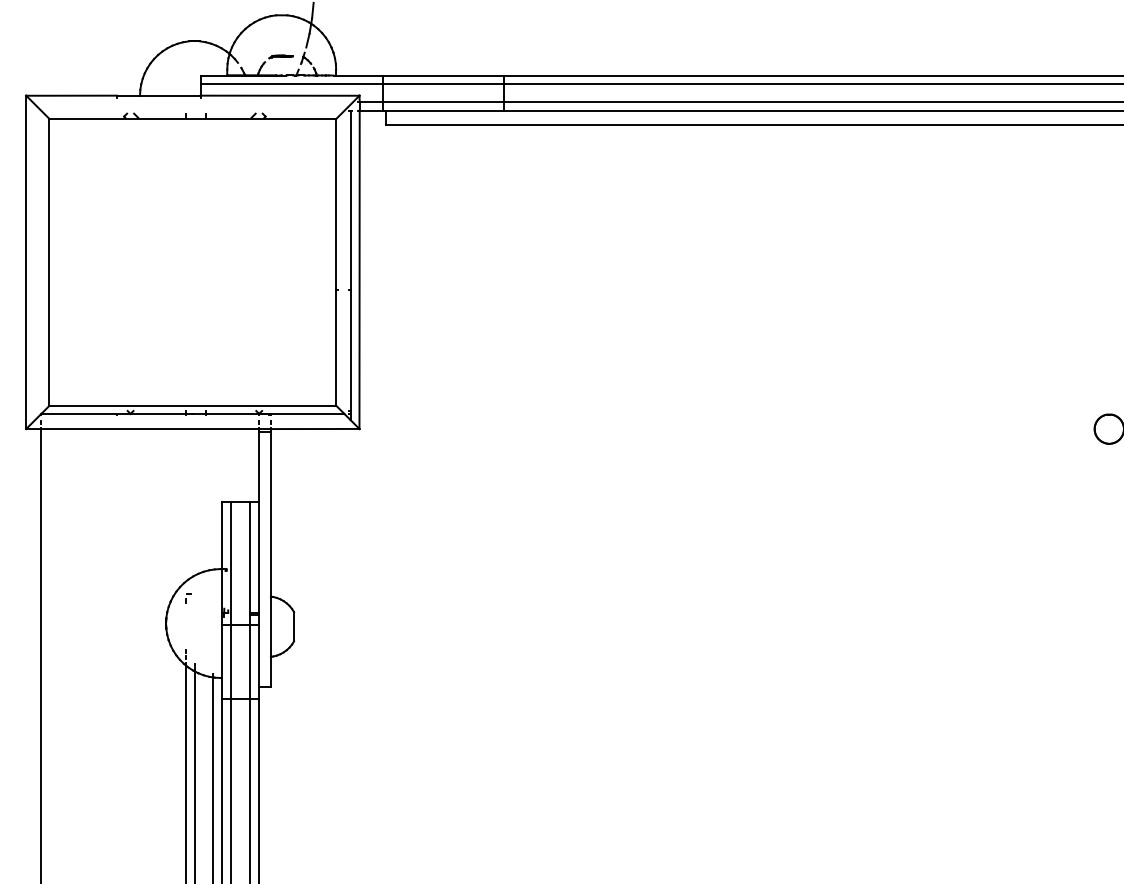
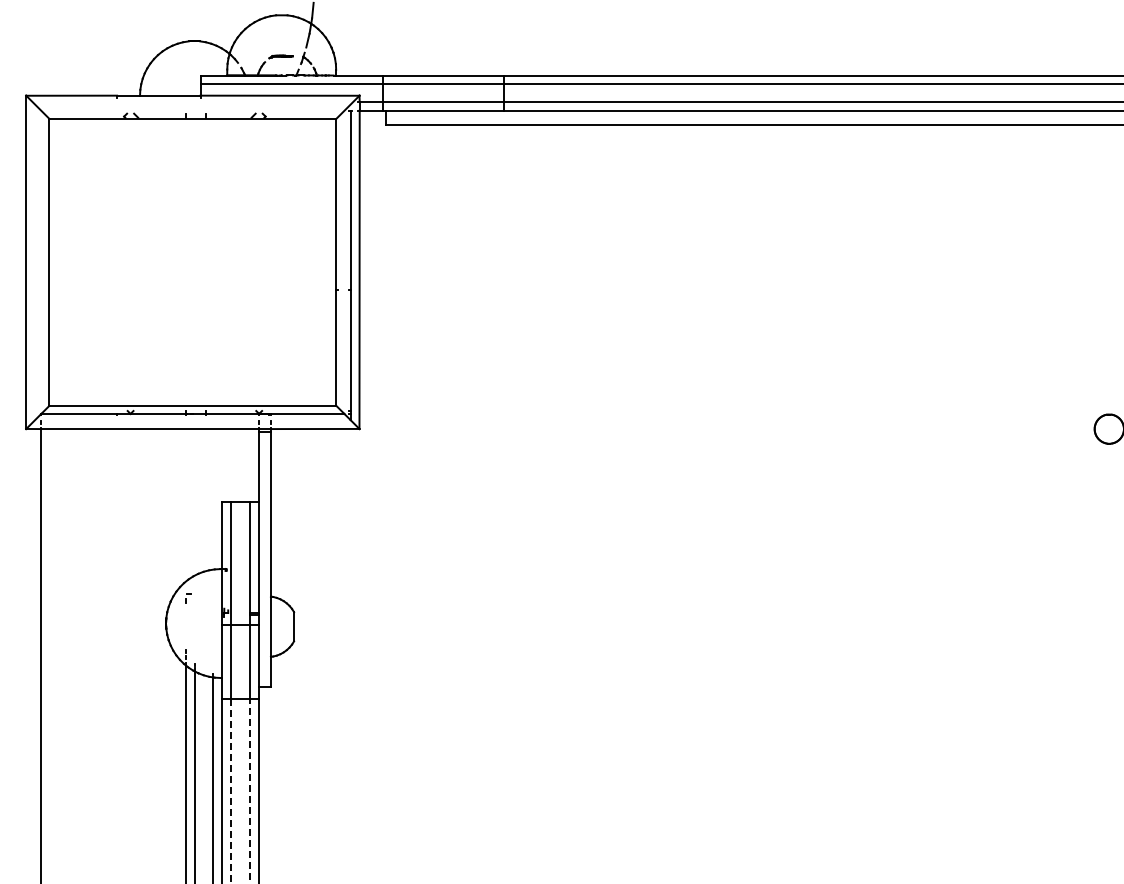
line: solid -> dashed (249, 791)
line: solid -> dashed (231, 792)
